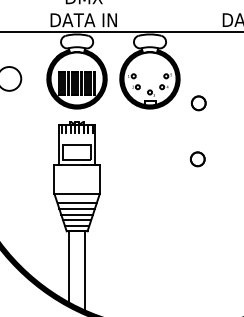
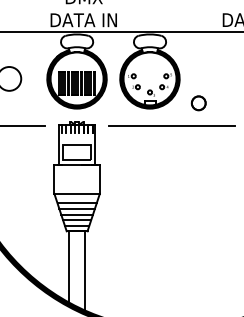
line: none -> present (23, 126)
line: none -> present (171, 126)
part: present -> none (197, 159)
